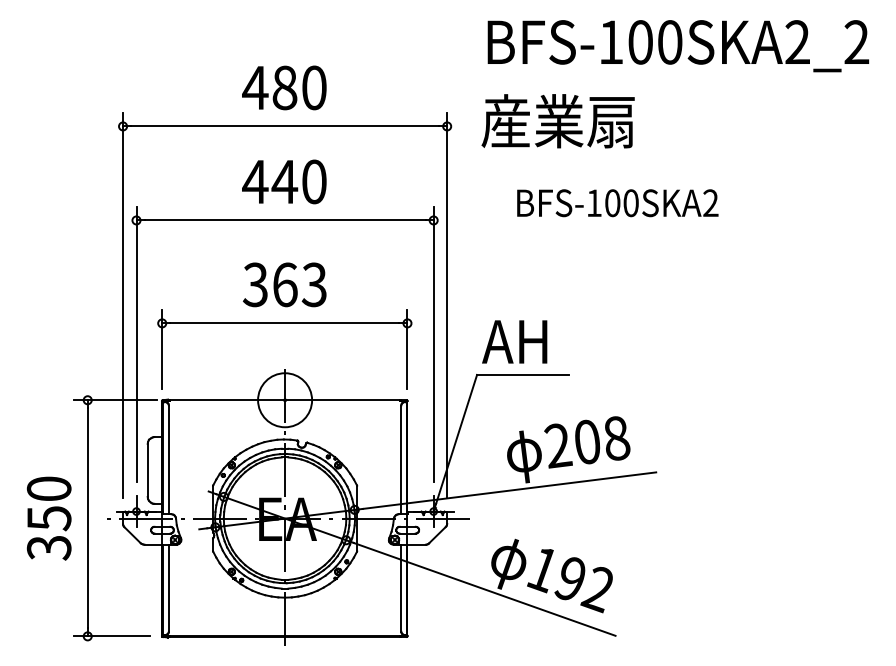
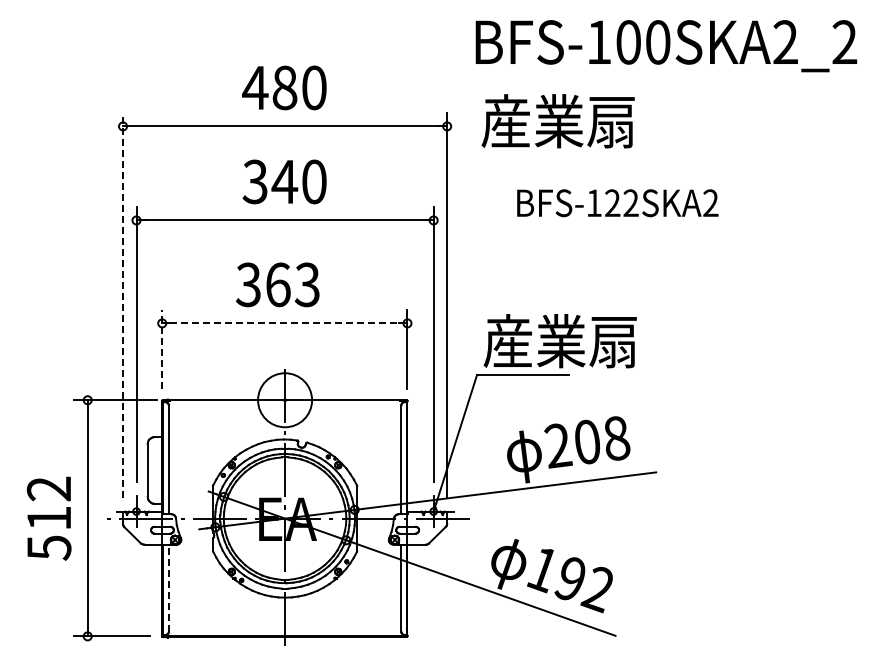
text position: (678, 46) -> (666, 46) (666, 46)
text: 440 -> 340 (255, 181)
text: BFS-100SKA2 -> BFS-122SKA2 (621, 203)
text position: (284, 284) -> (277, 284) (277, 284)
line: solid -> dashed (123, 305)
line: solid -> dashed (284, 323)
text: AH -> 産業扇 (559, 341)
line: solid -> dashed (162, 349)
text: 350 -> 512 (48, 518)
line: solid -> dashed (168, 587)
